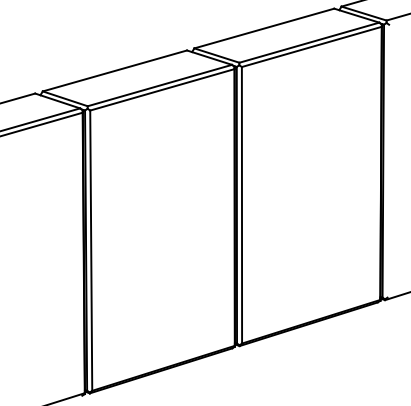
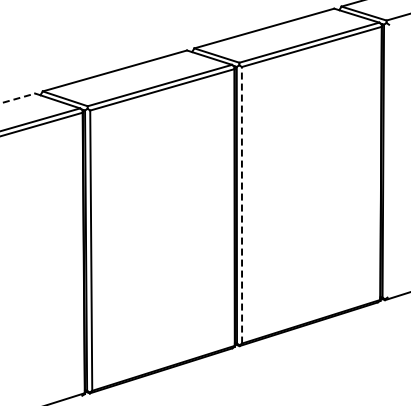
line: solid -> dashed (17, 98)
line: solid -> dashed (241, 204)
